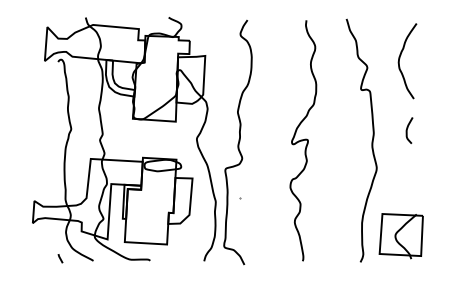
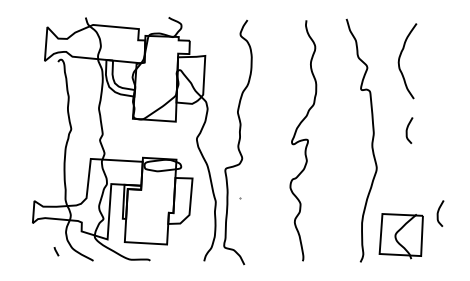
curve: none -> present (438, 213)
line position: (60, 258) -> (56, 251) (56, 251)
